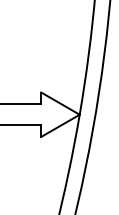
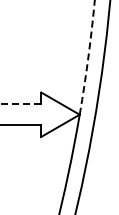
arc: solid -> dashed (88, 56)
line: solid -> dashed (20, 104)
